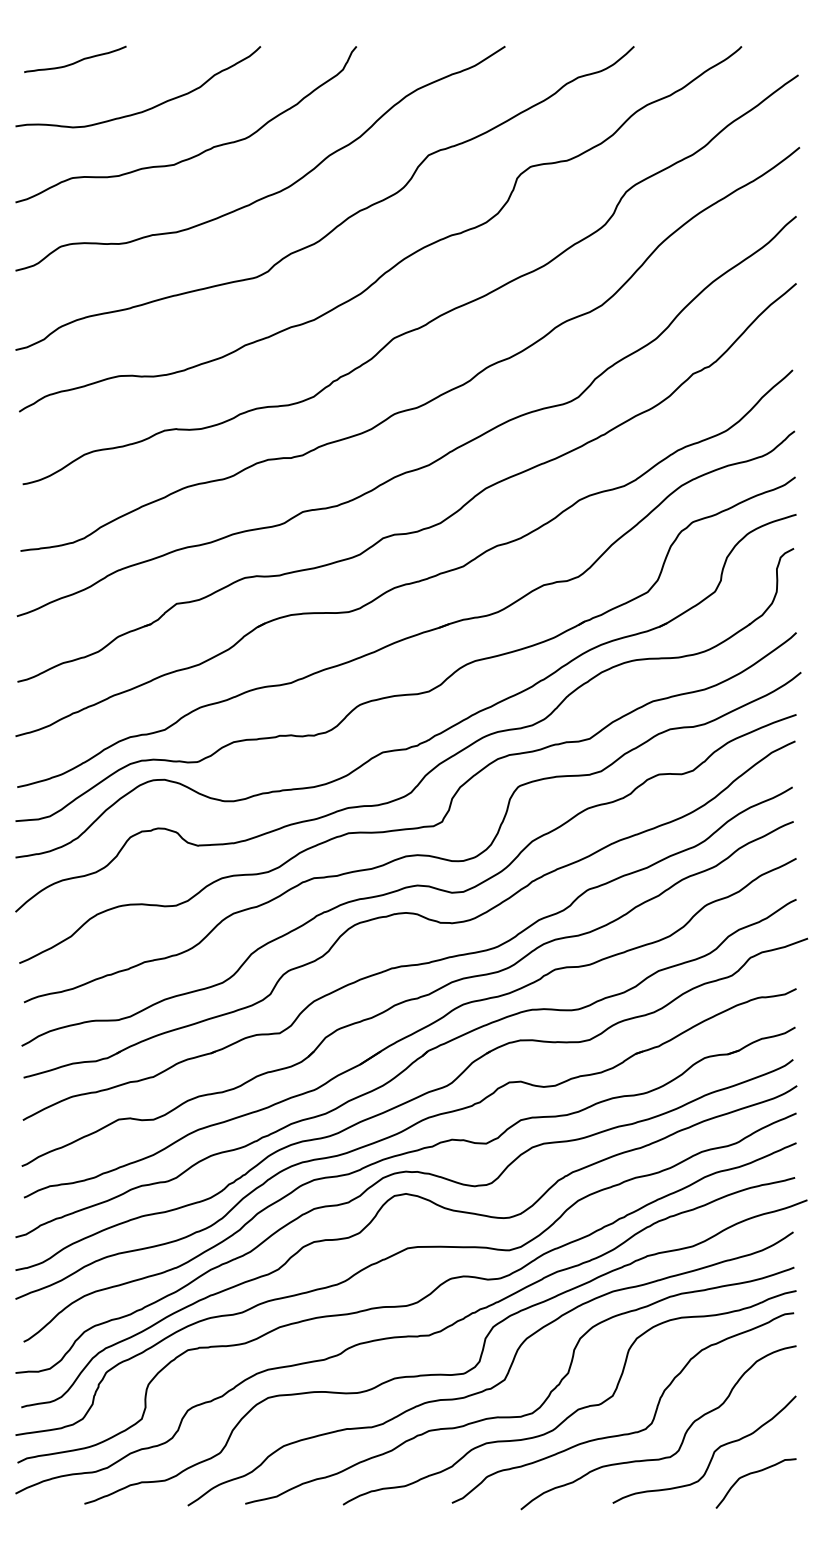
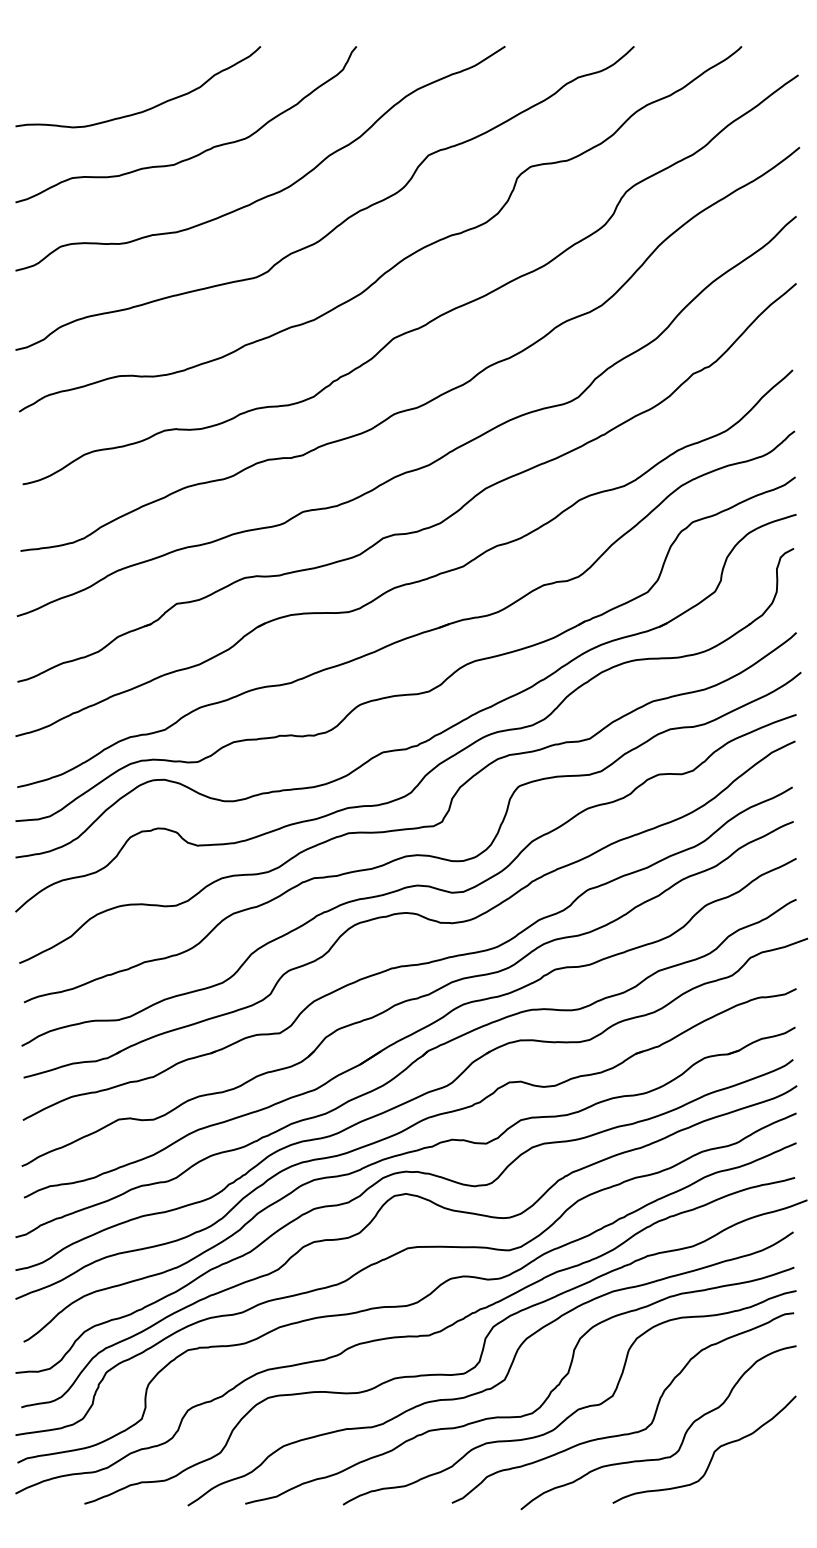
curve: present -> none (77, 60)
curve: present -> none (751, 1474)
